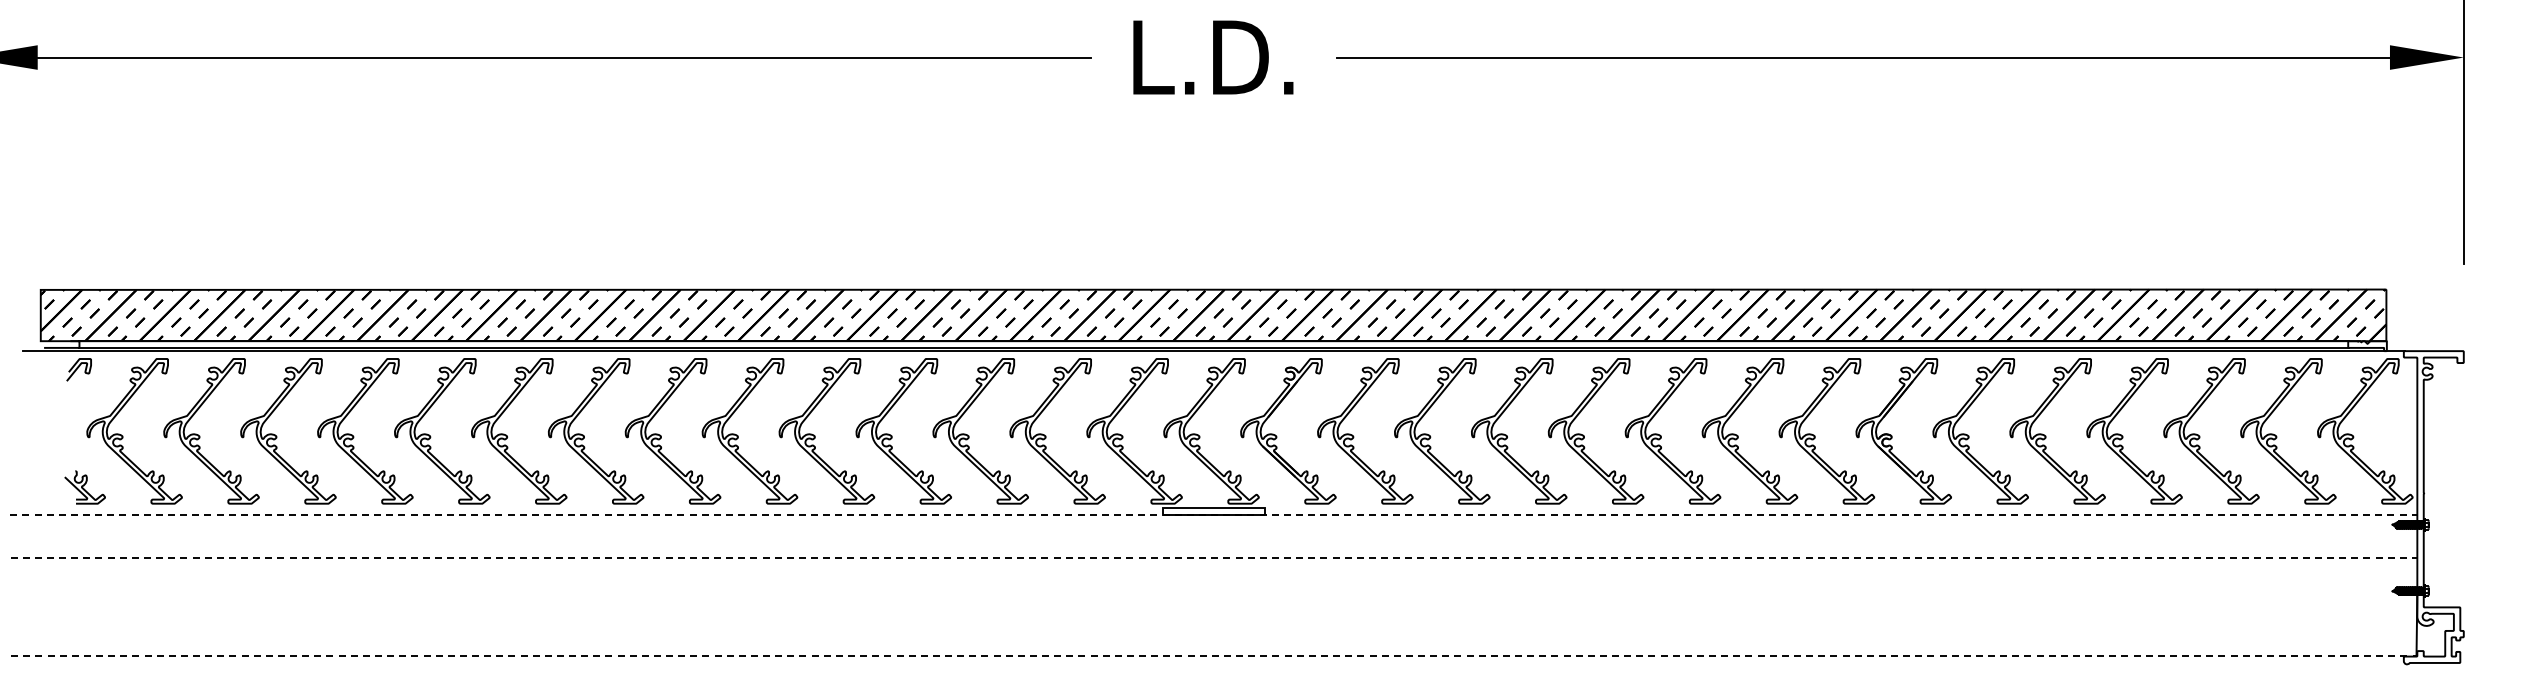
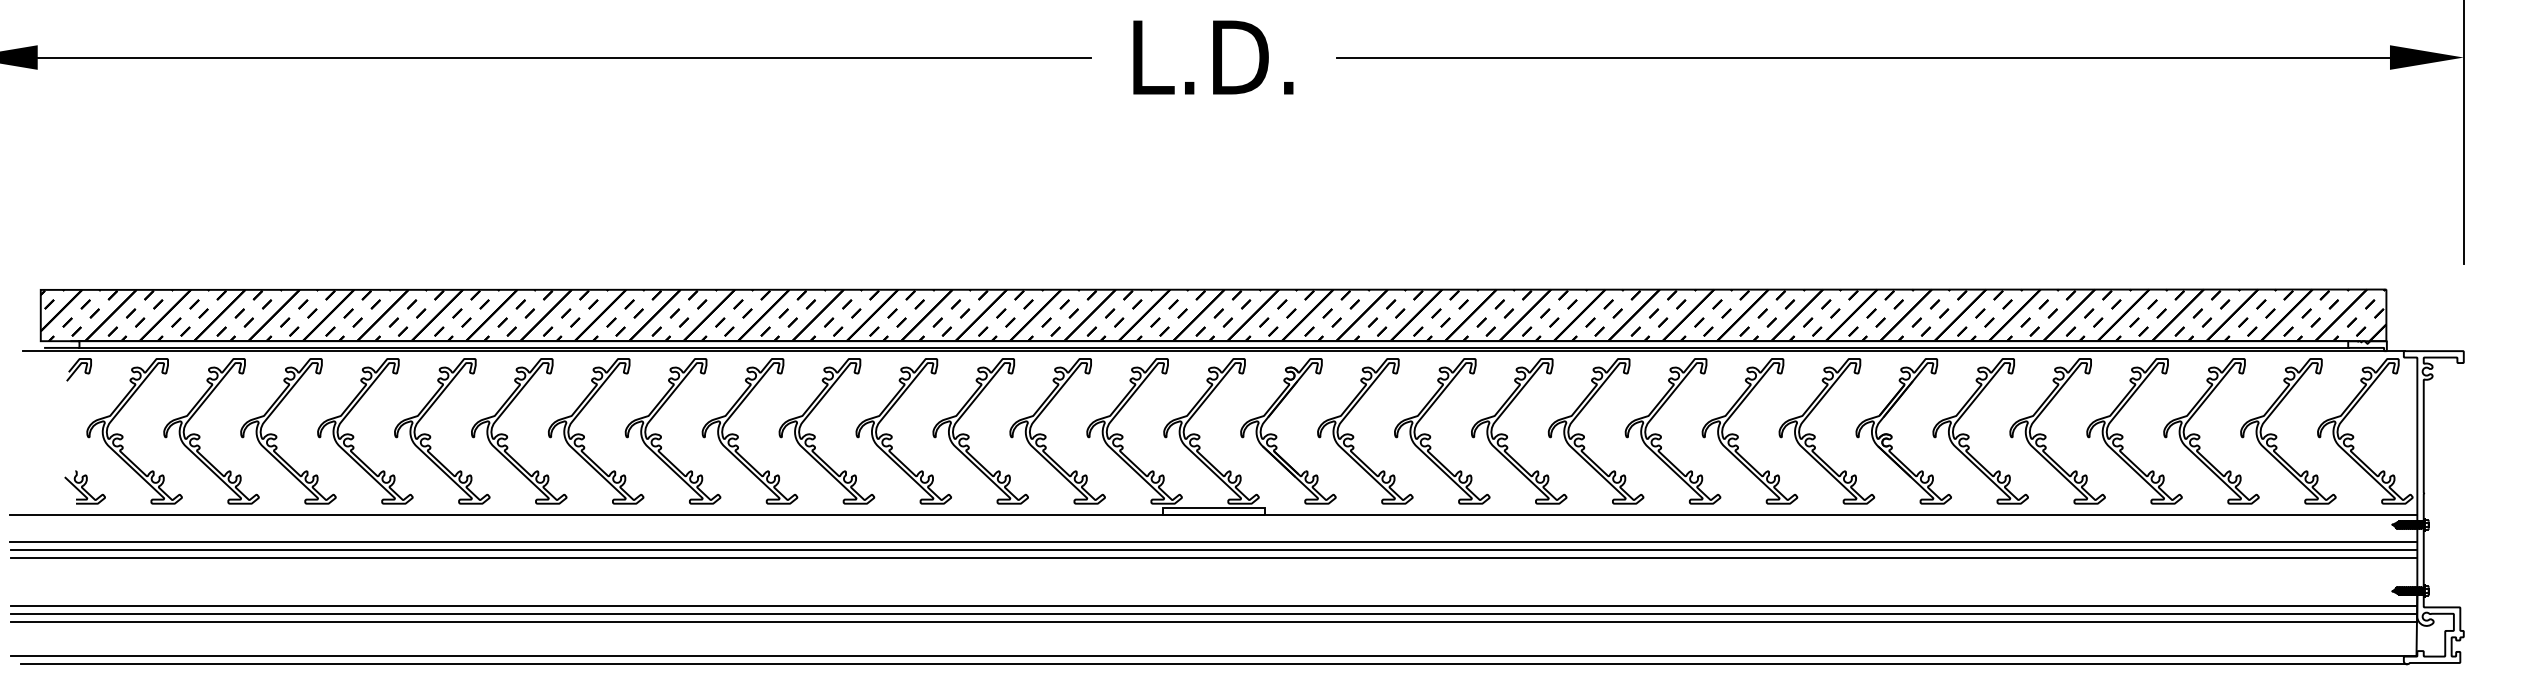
line: dashed -> solid (1213, 514)
line: none -> present (1213, 541)
line: none -> present (1213, 549)
line: dashed -> solid (1214, 557)
line: none -> present (1213, 605)
line: none -> present (1213, 613)
line: none -> present (1213, 621)
line: dashed -> solid (1213, 655)
line: none -> present (1213, 664)
